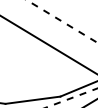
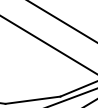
line: dashed -> solid (62, 21)
line: dashed -> solid (71, 98)
